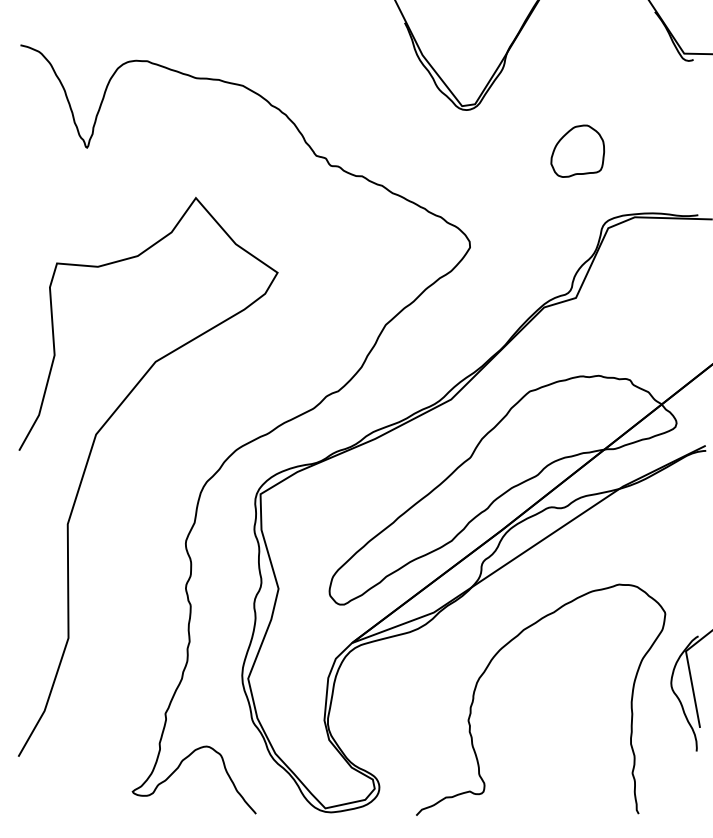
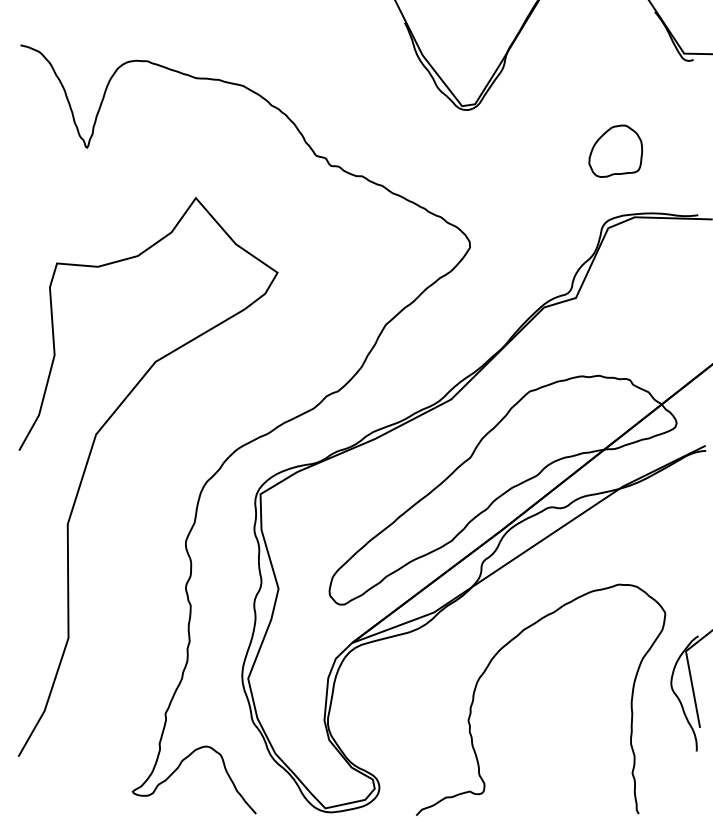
part position: (577, 150) -> (615, 150) (615, 150)
